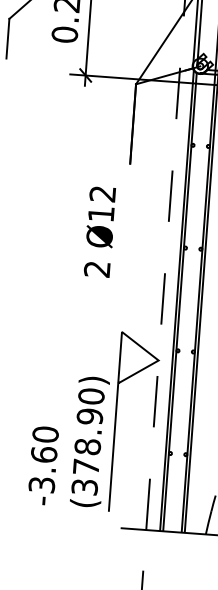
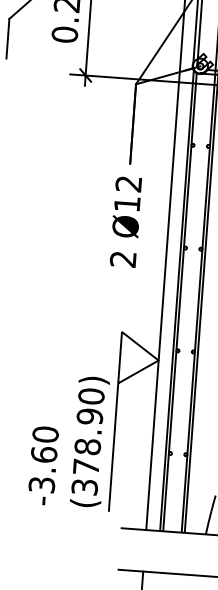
text position: (99, 231) -> (125, 221) (125, 221)
line: dashed -> solid (165, 264)
line: none -> present (165, 572)
